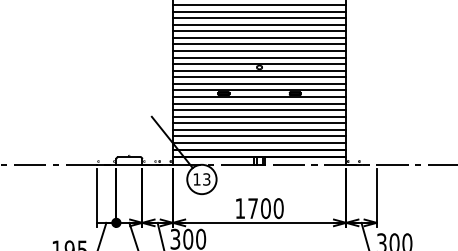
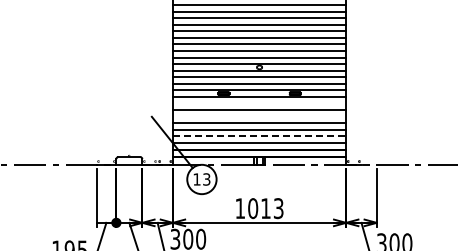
line: present -> none (259, 103)
line: present -> none (259, 116)
line: solid -> dashed (259, 136)
text: 1700 -> 1013 (265, 208)
